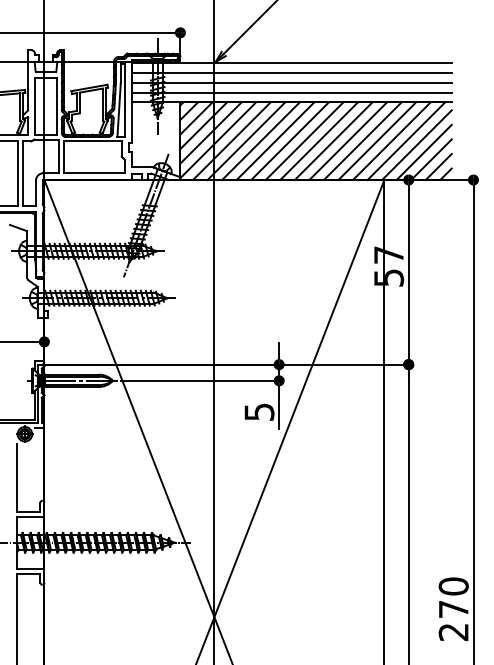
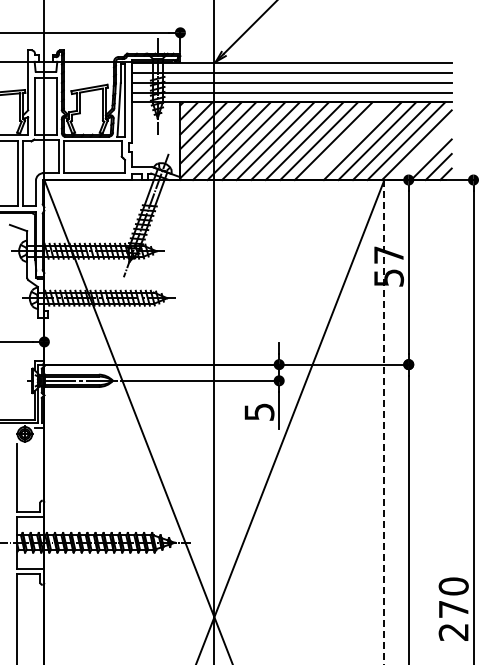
line: present -> none (348, 141)
line: present -> none (423, 152)
line: solid -> dashed (384, 422)
